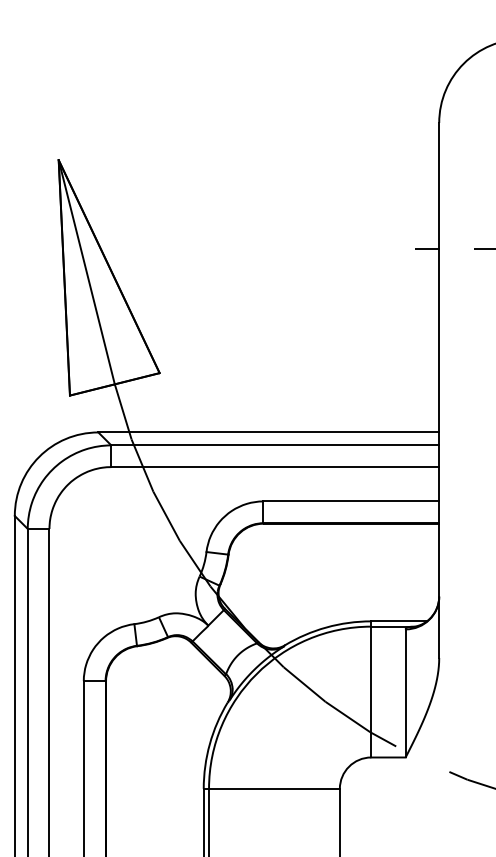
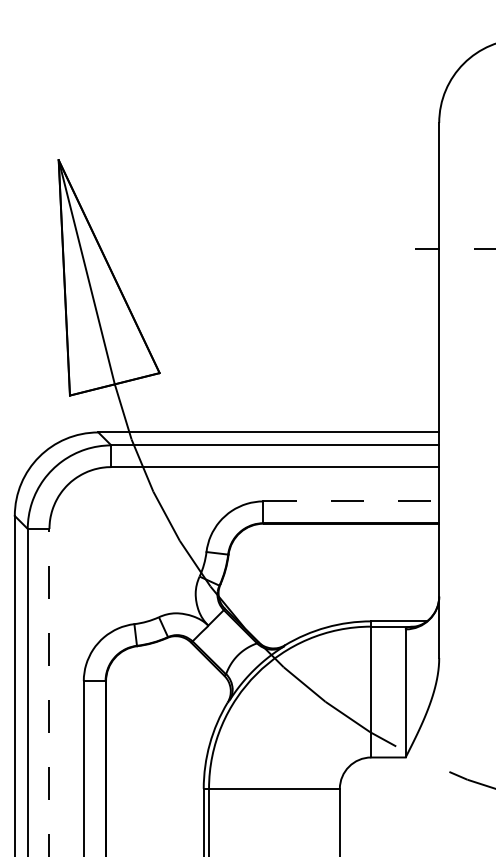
line: solid -> dashed (351, 501)
line: solid -> dashed (49, 692)
